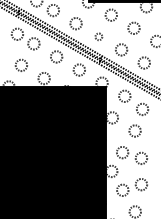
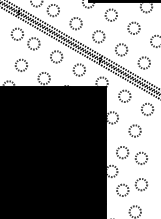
circle size: 10x10 px -> 14x14 px (98, 36)
circle position: (142, 109) -> (147, 109) (147, 109)
